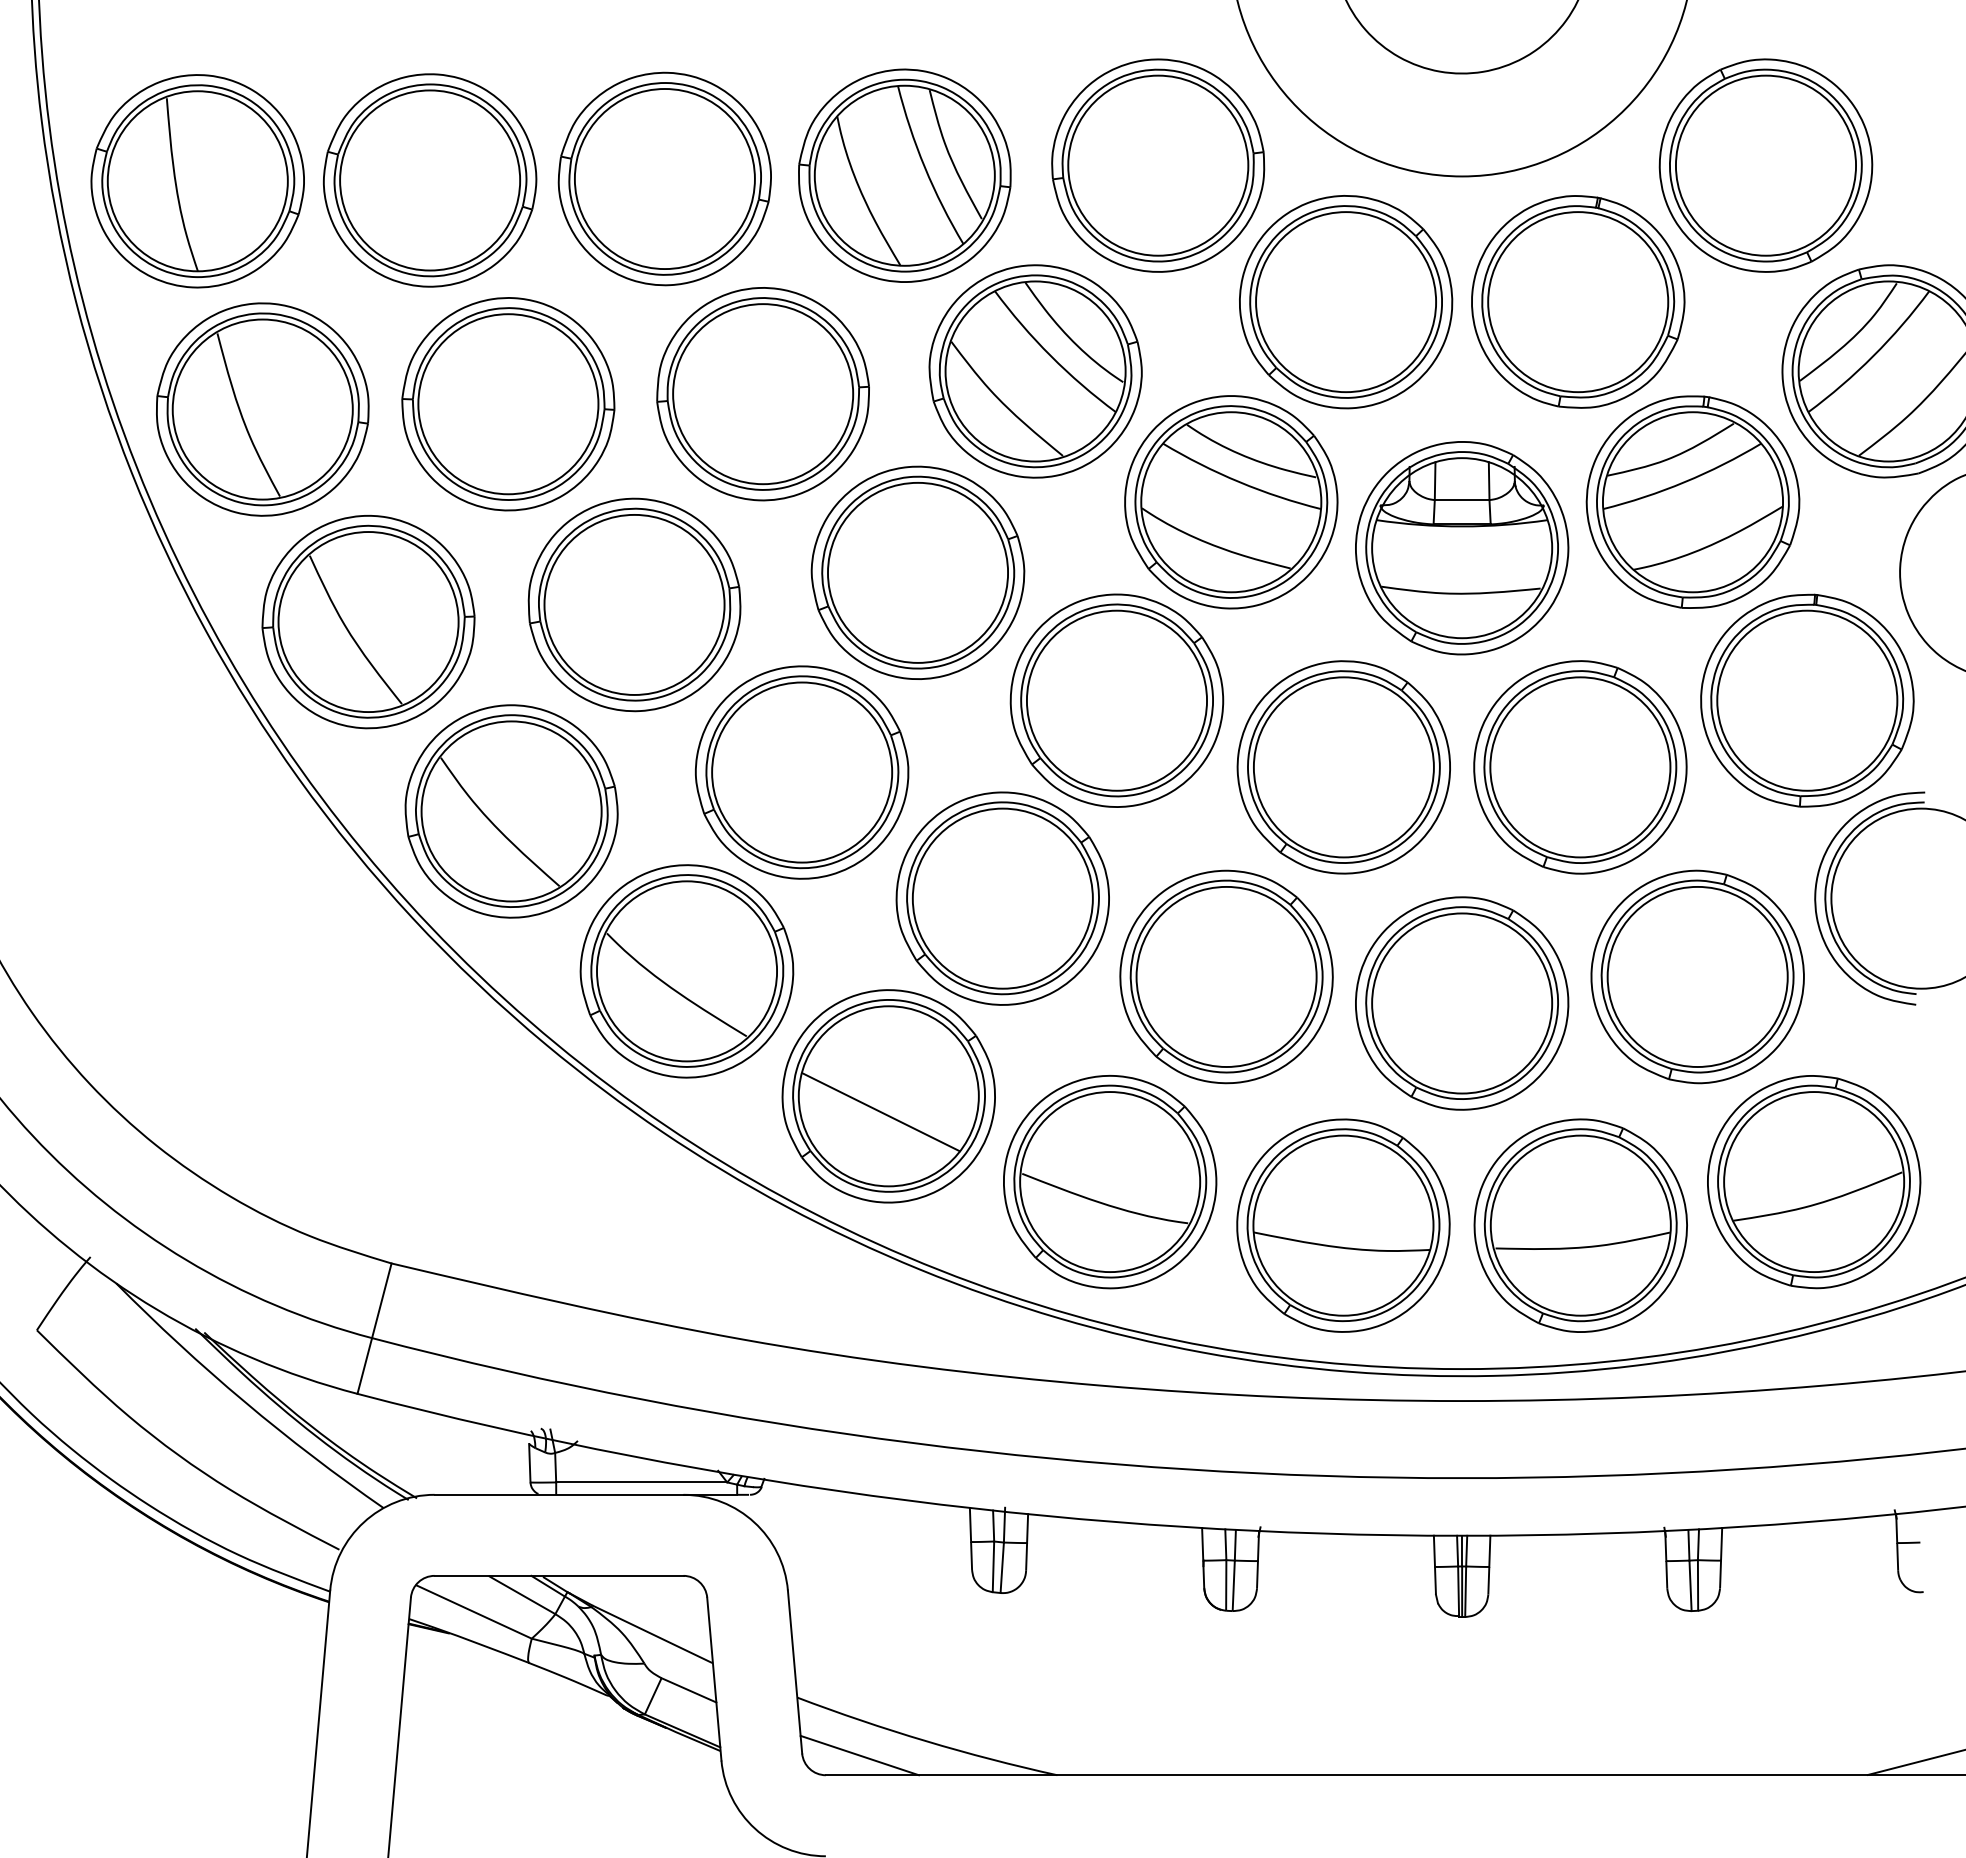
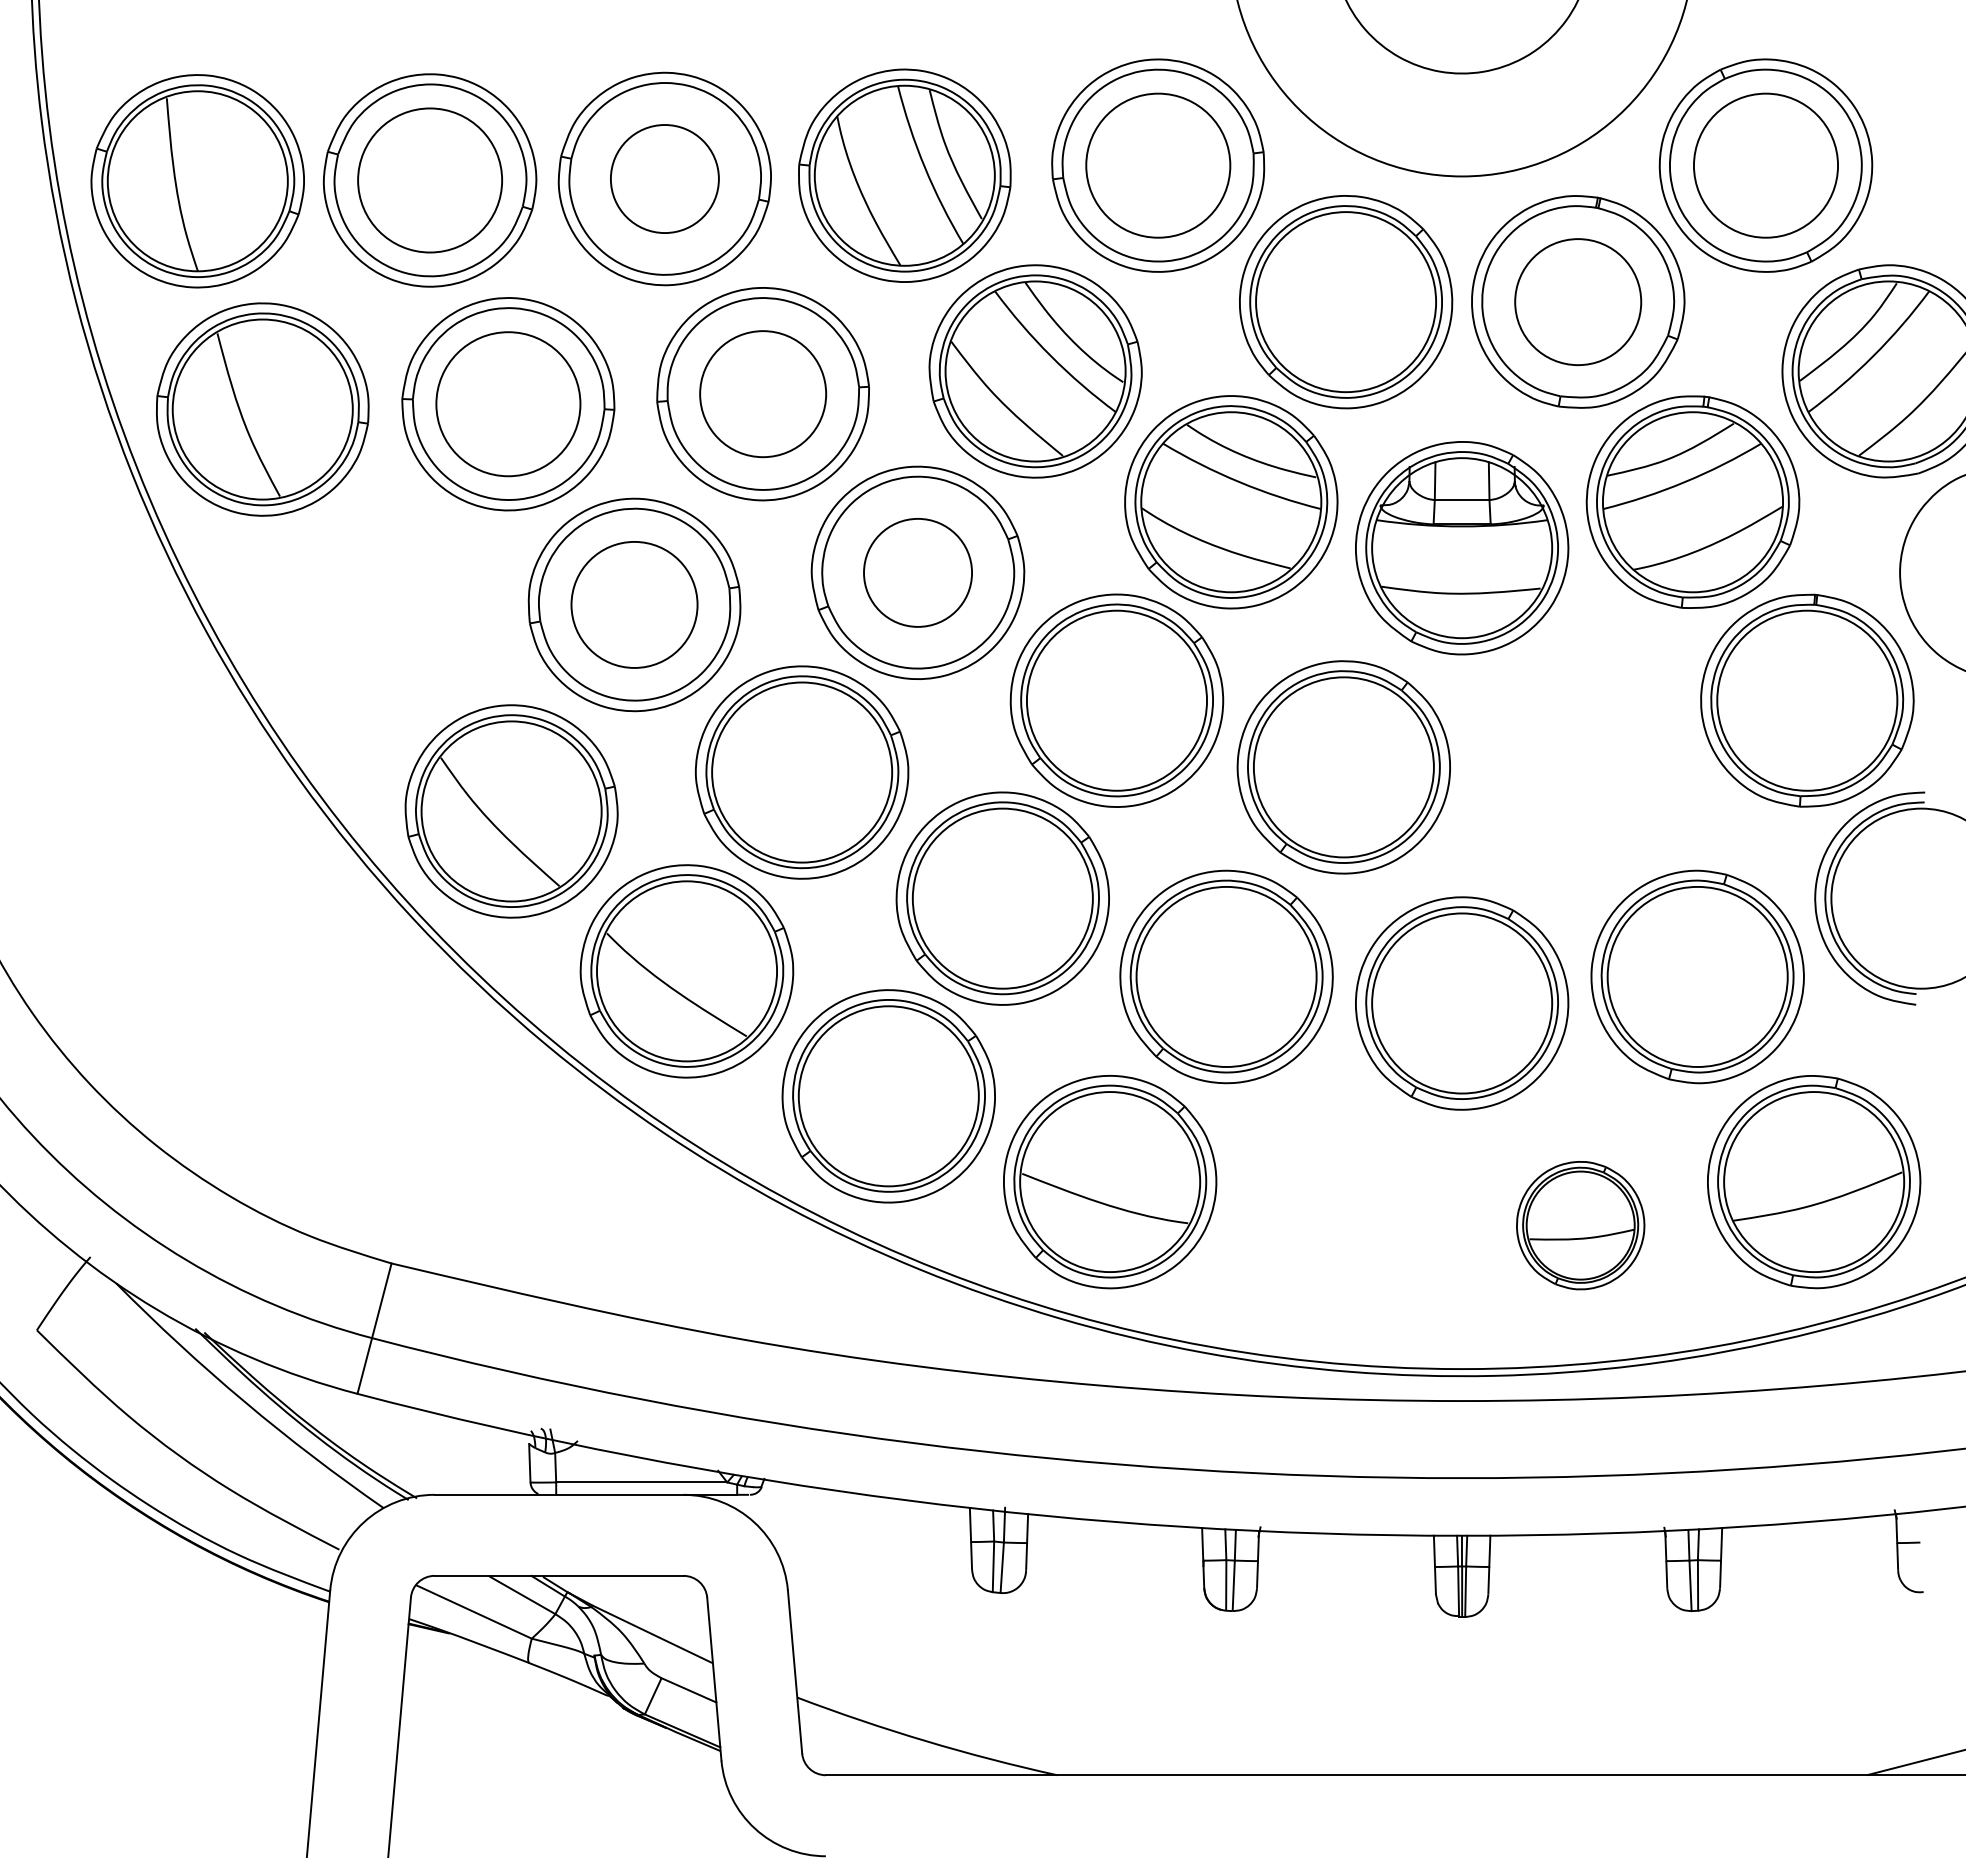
circle diameter: 180 px -> 144 px (1158, 165)
circle diameter: 180 px -> 144 px (1765, 165)
circle diameter: 180 px -> 108 px (664, 179)
circle diameter: 180 px -> 144 px (430, 180)
circle diameter: 180 px -> 126 px (1578, 302)
circle diameter: 180 px -> 126 px (763, 394)
circle diameter: 180 px -> 144 px (508, 404)
circle diameter: 180 px -> 108 px (918, 572)
circle diameter: 180 px -> 126 px (634, 604)
part: present -> none (368, 622)
part: present -> none (1580, 767)
line: present -> none (880, 1112)
part: present -> none (1343, 1225)
part size: 215x215 px -> 130x130 px (1580, 1225)
line: present -> none (859, 1755)
